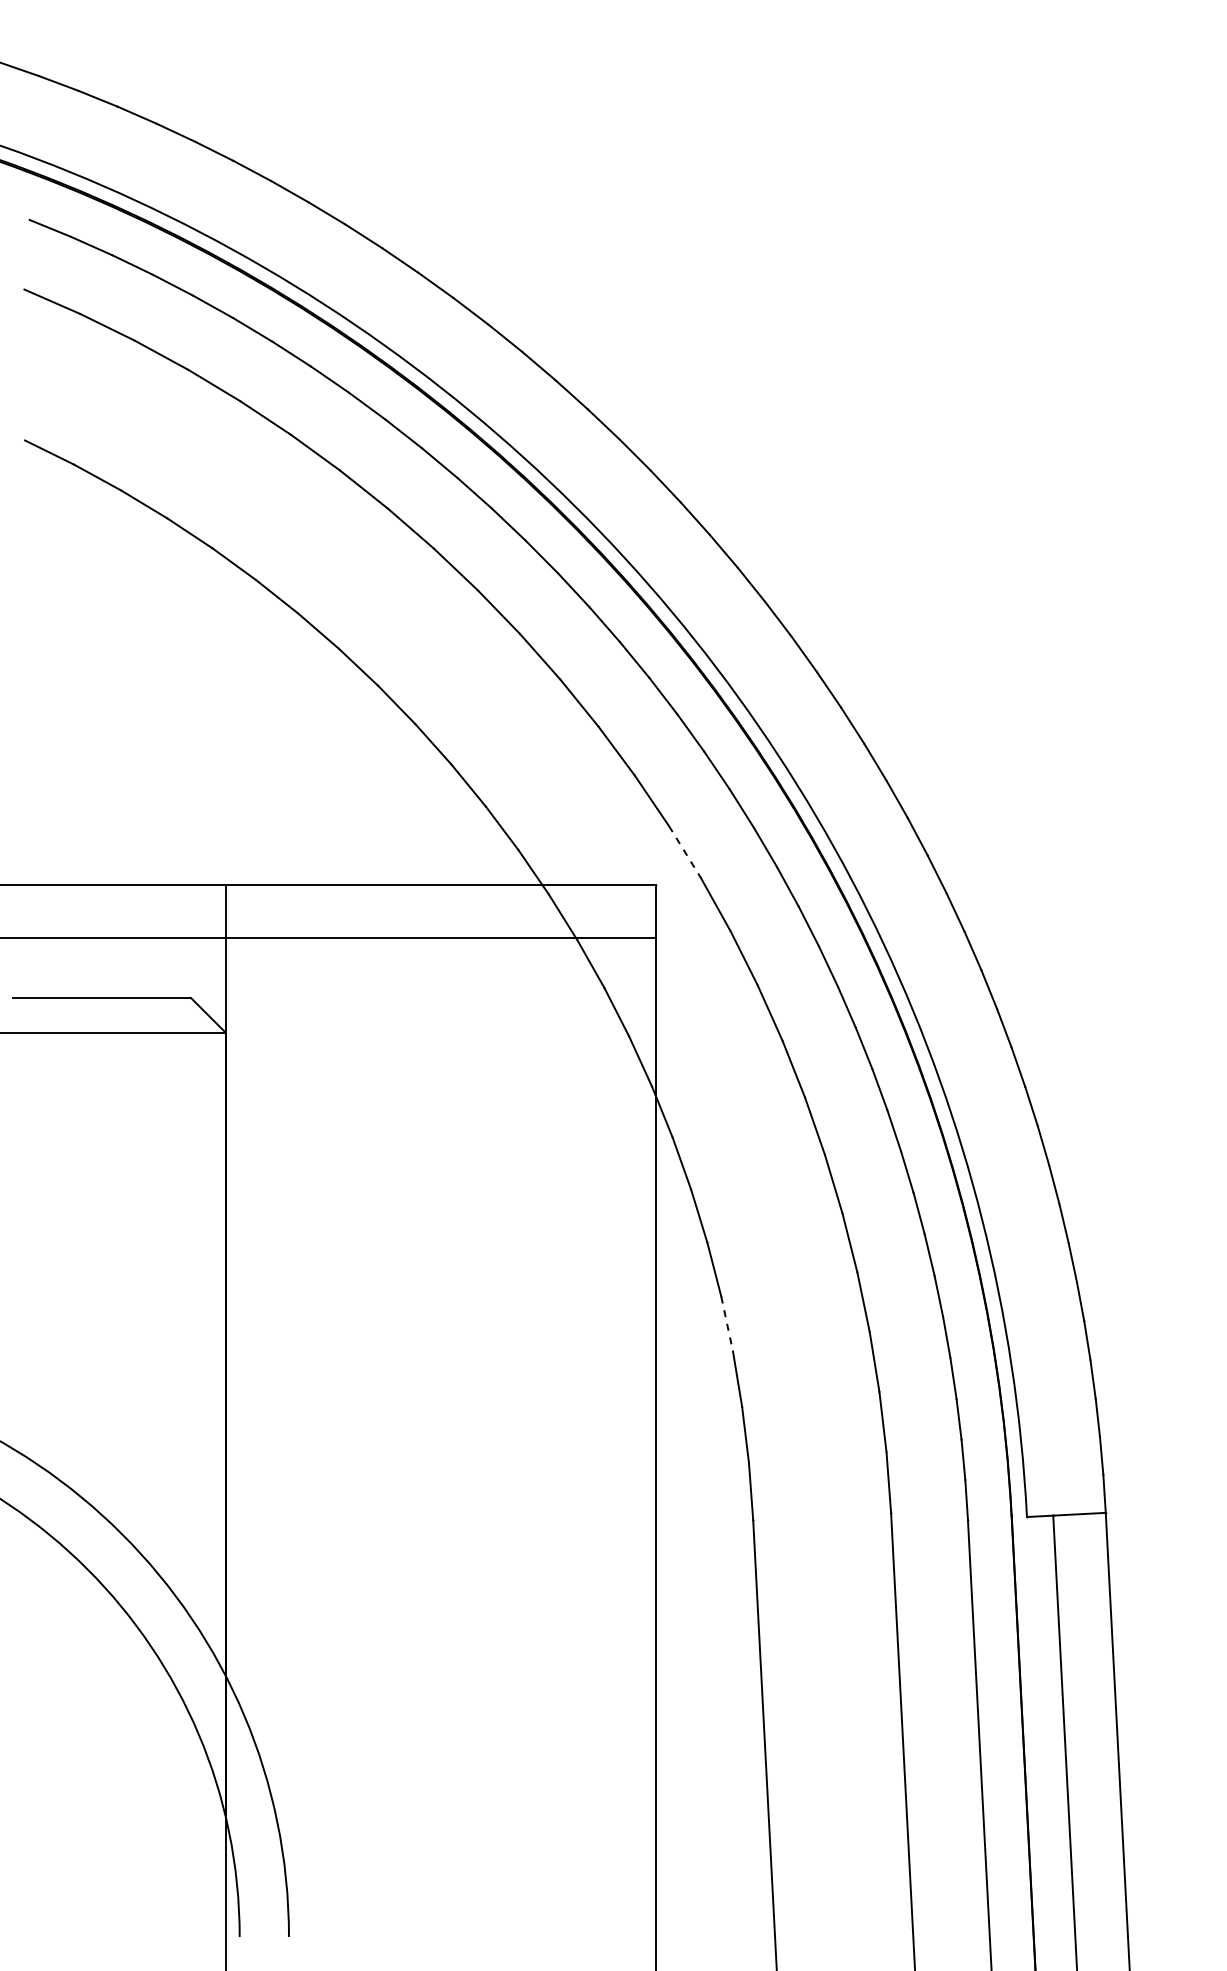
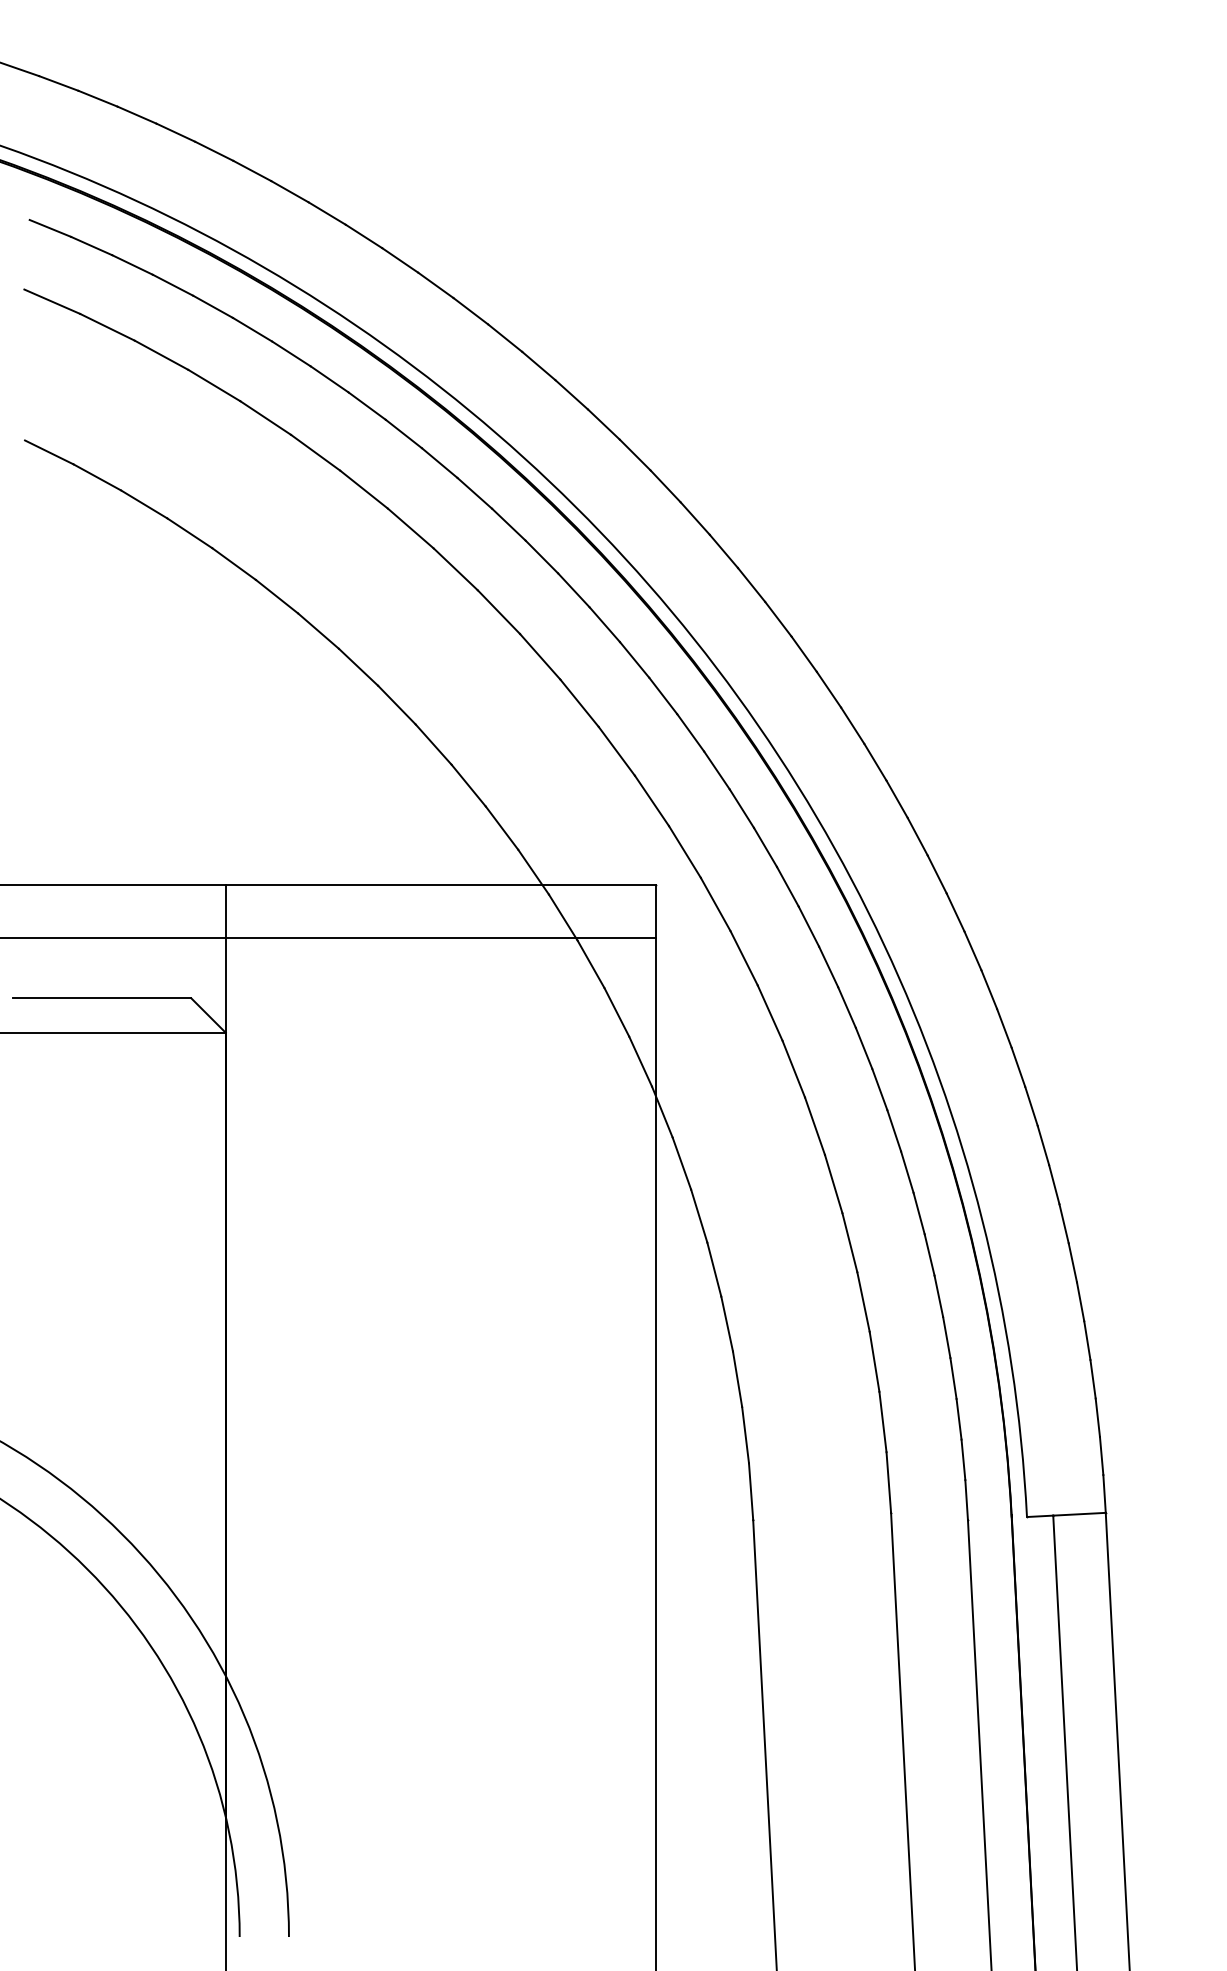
line: dashed -> solid (685, 852)
line: dashed -> solid (727, 1324)
